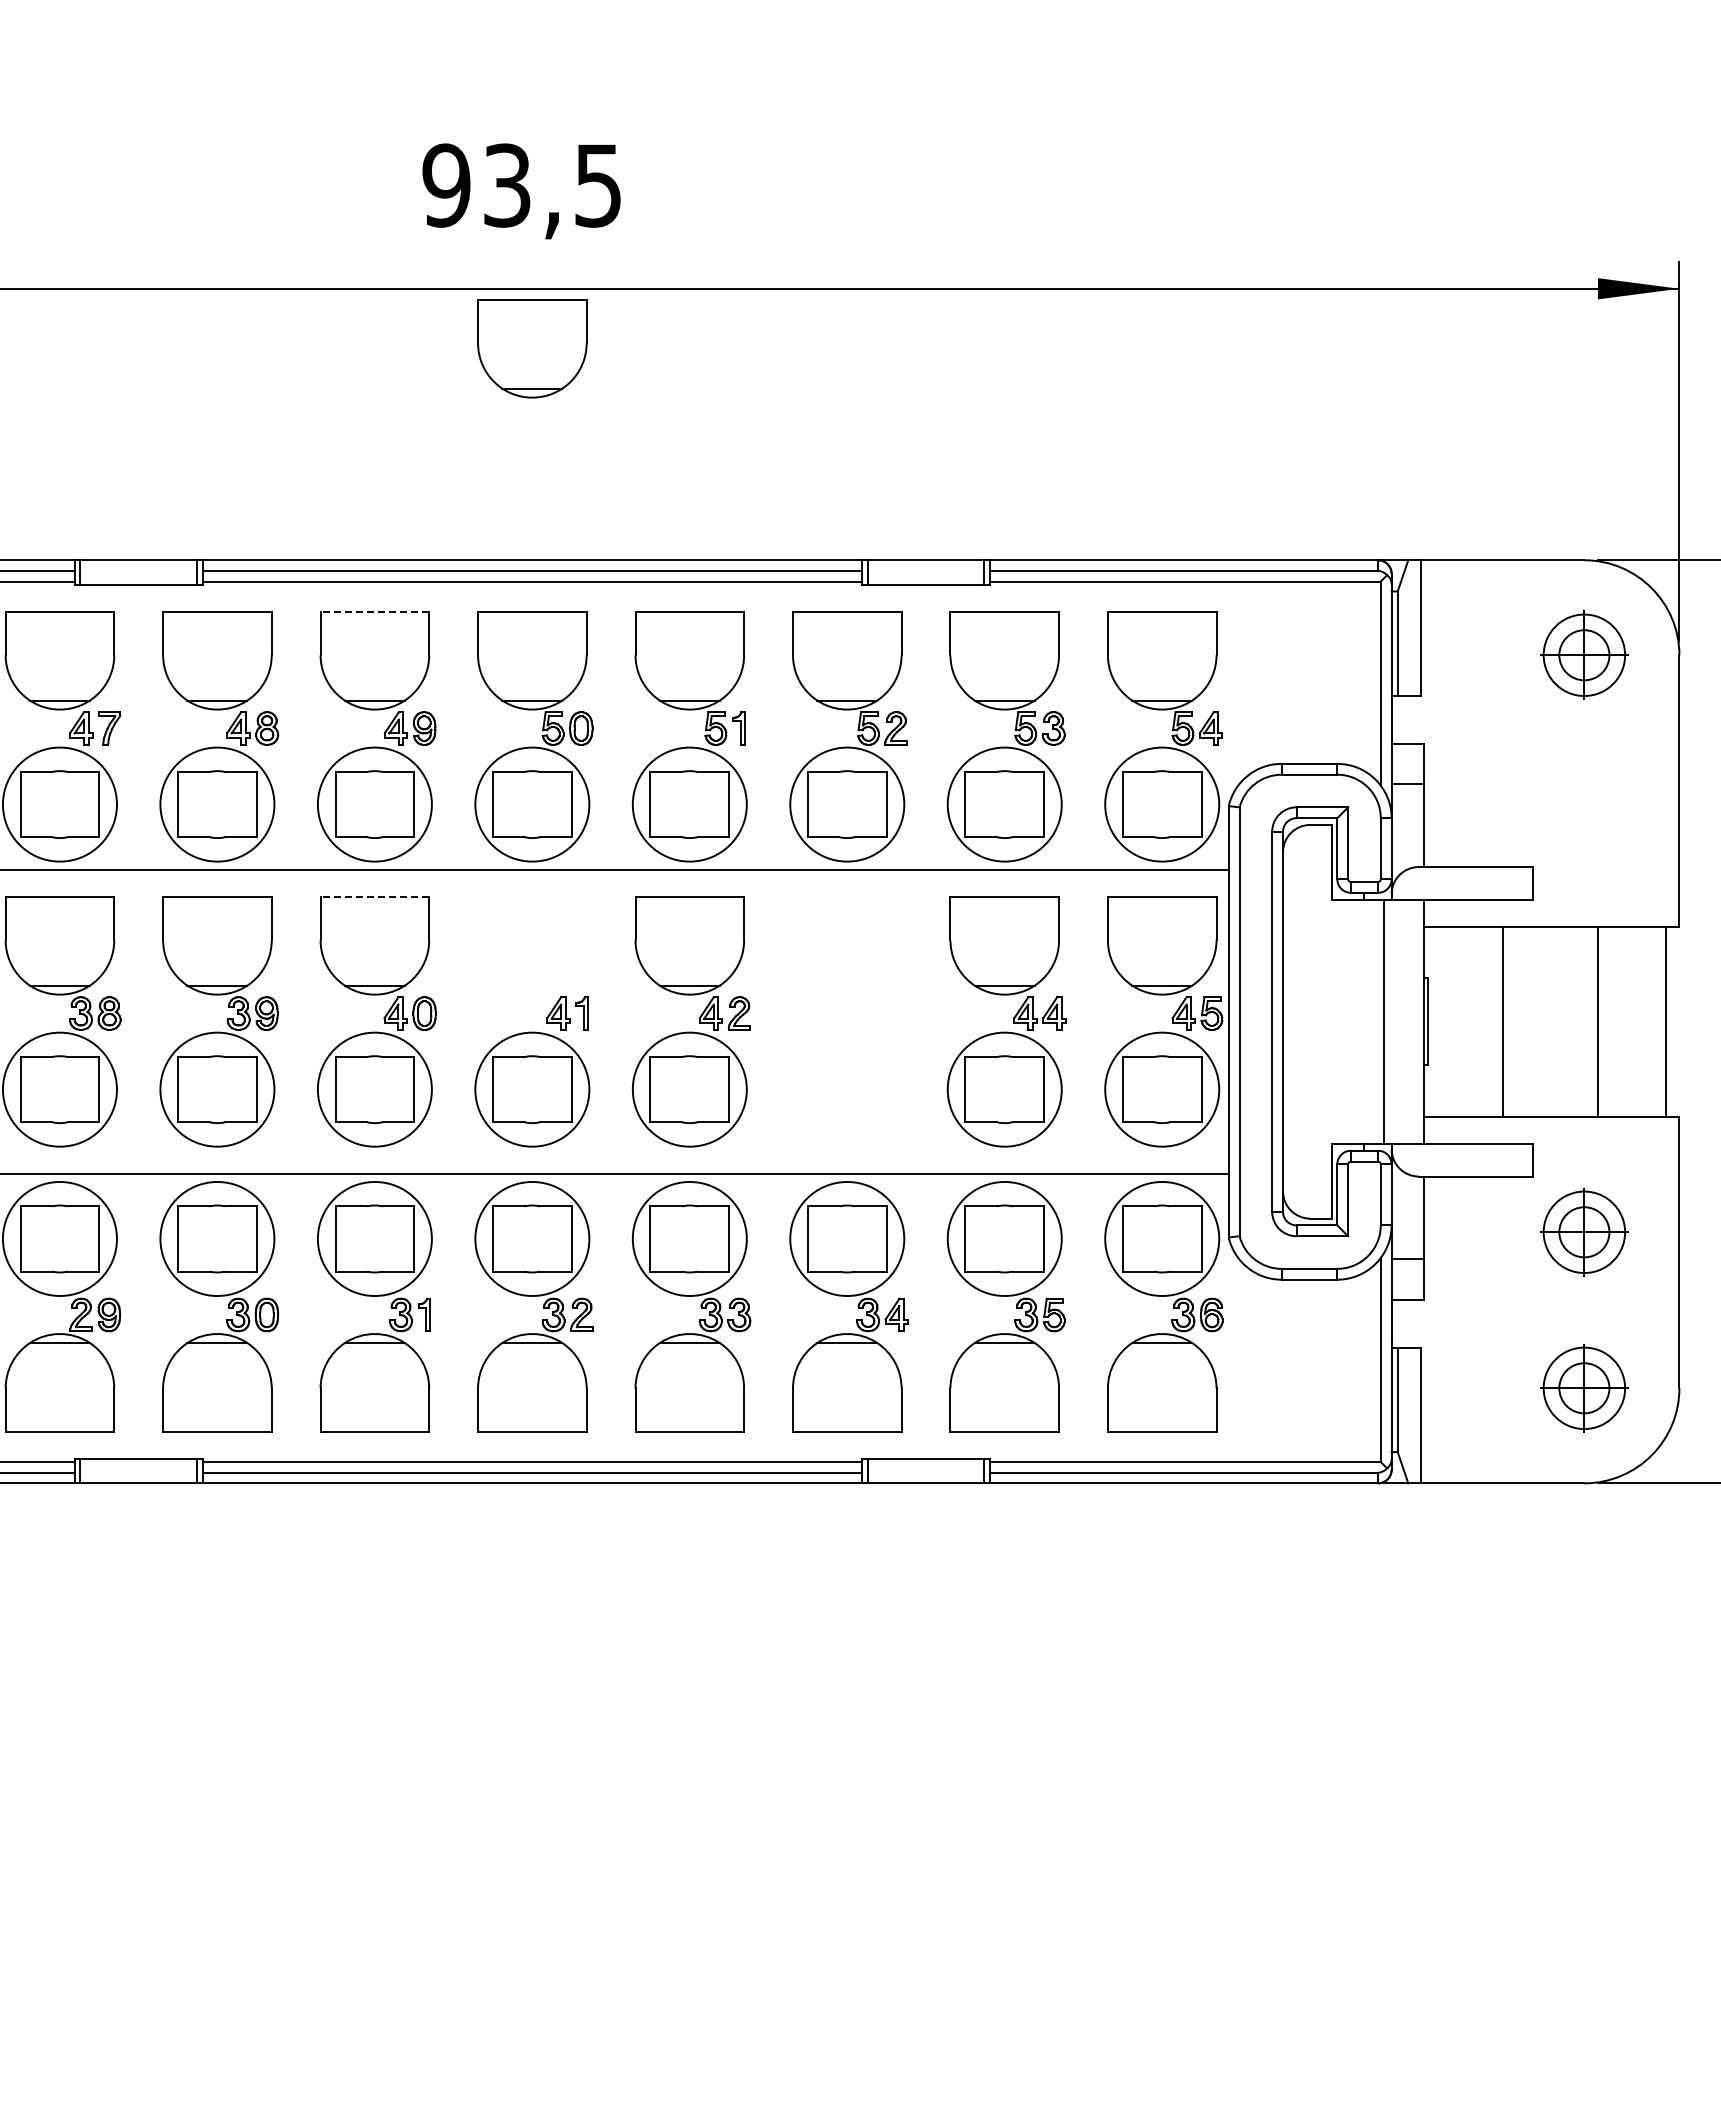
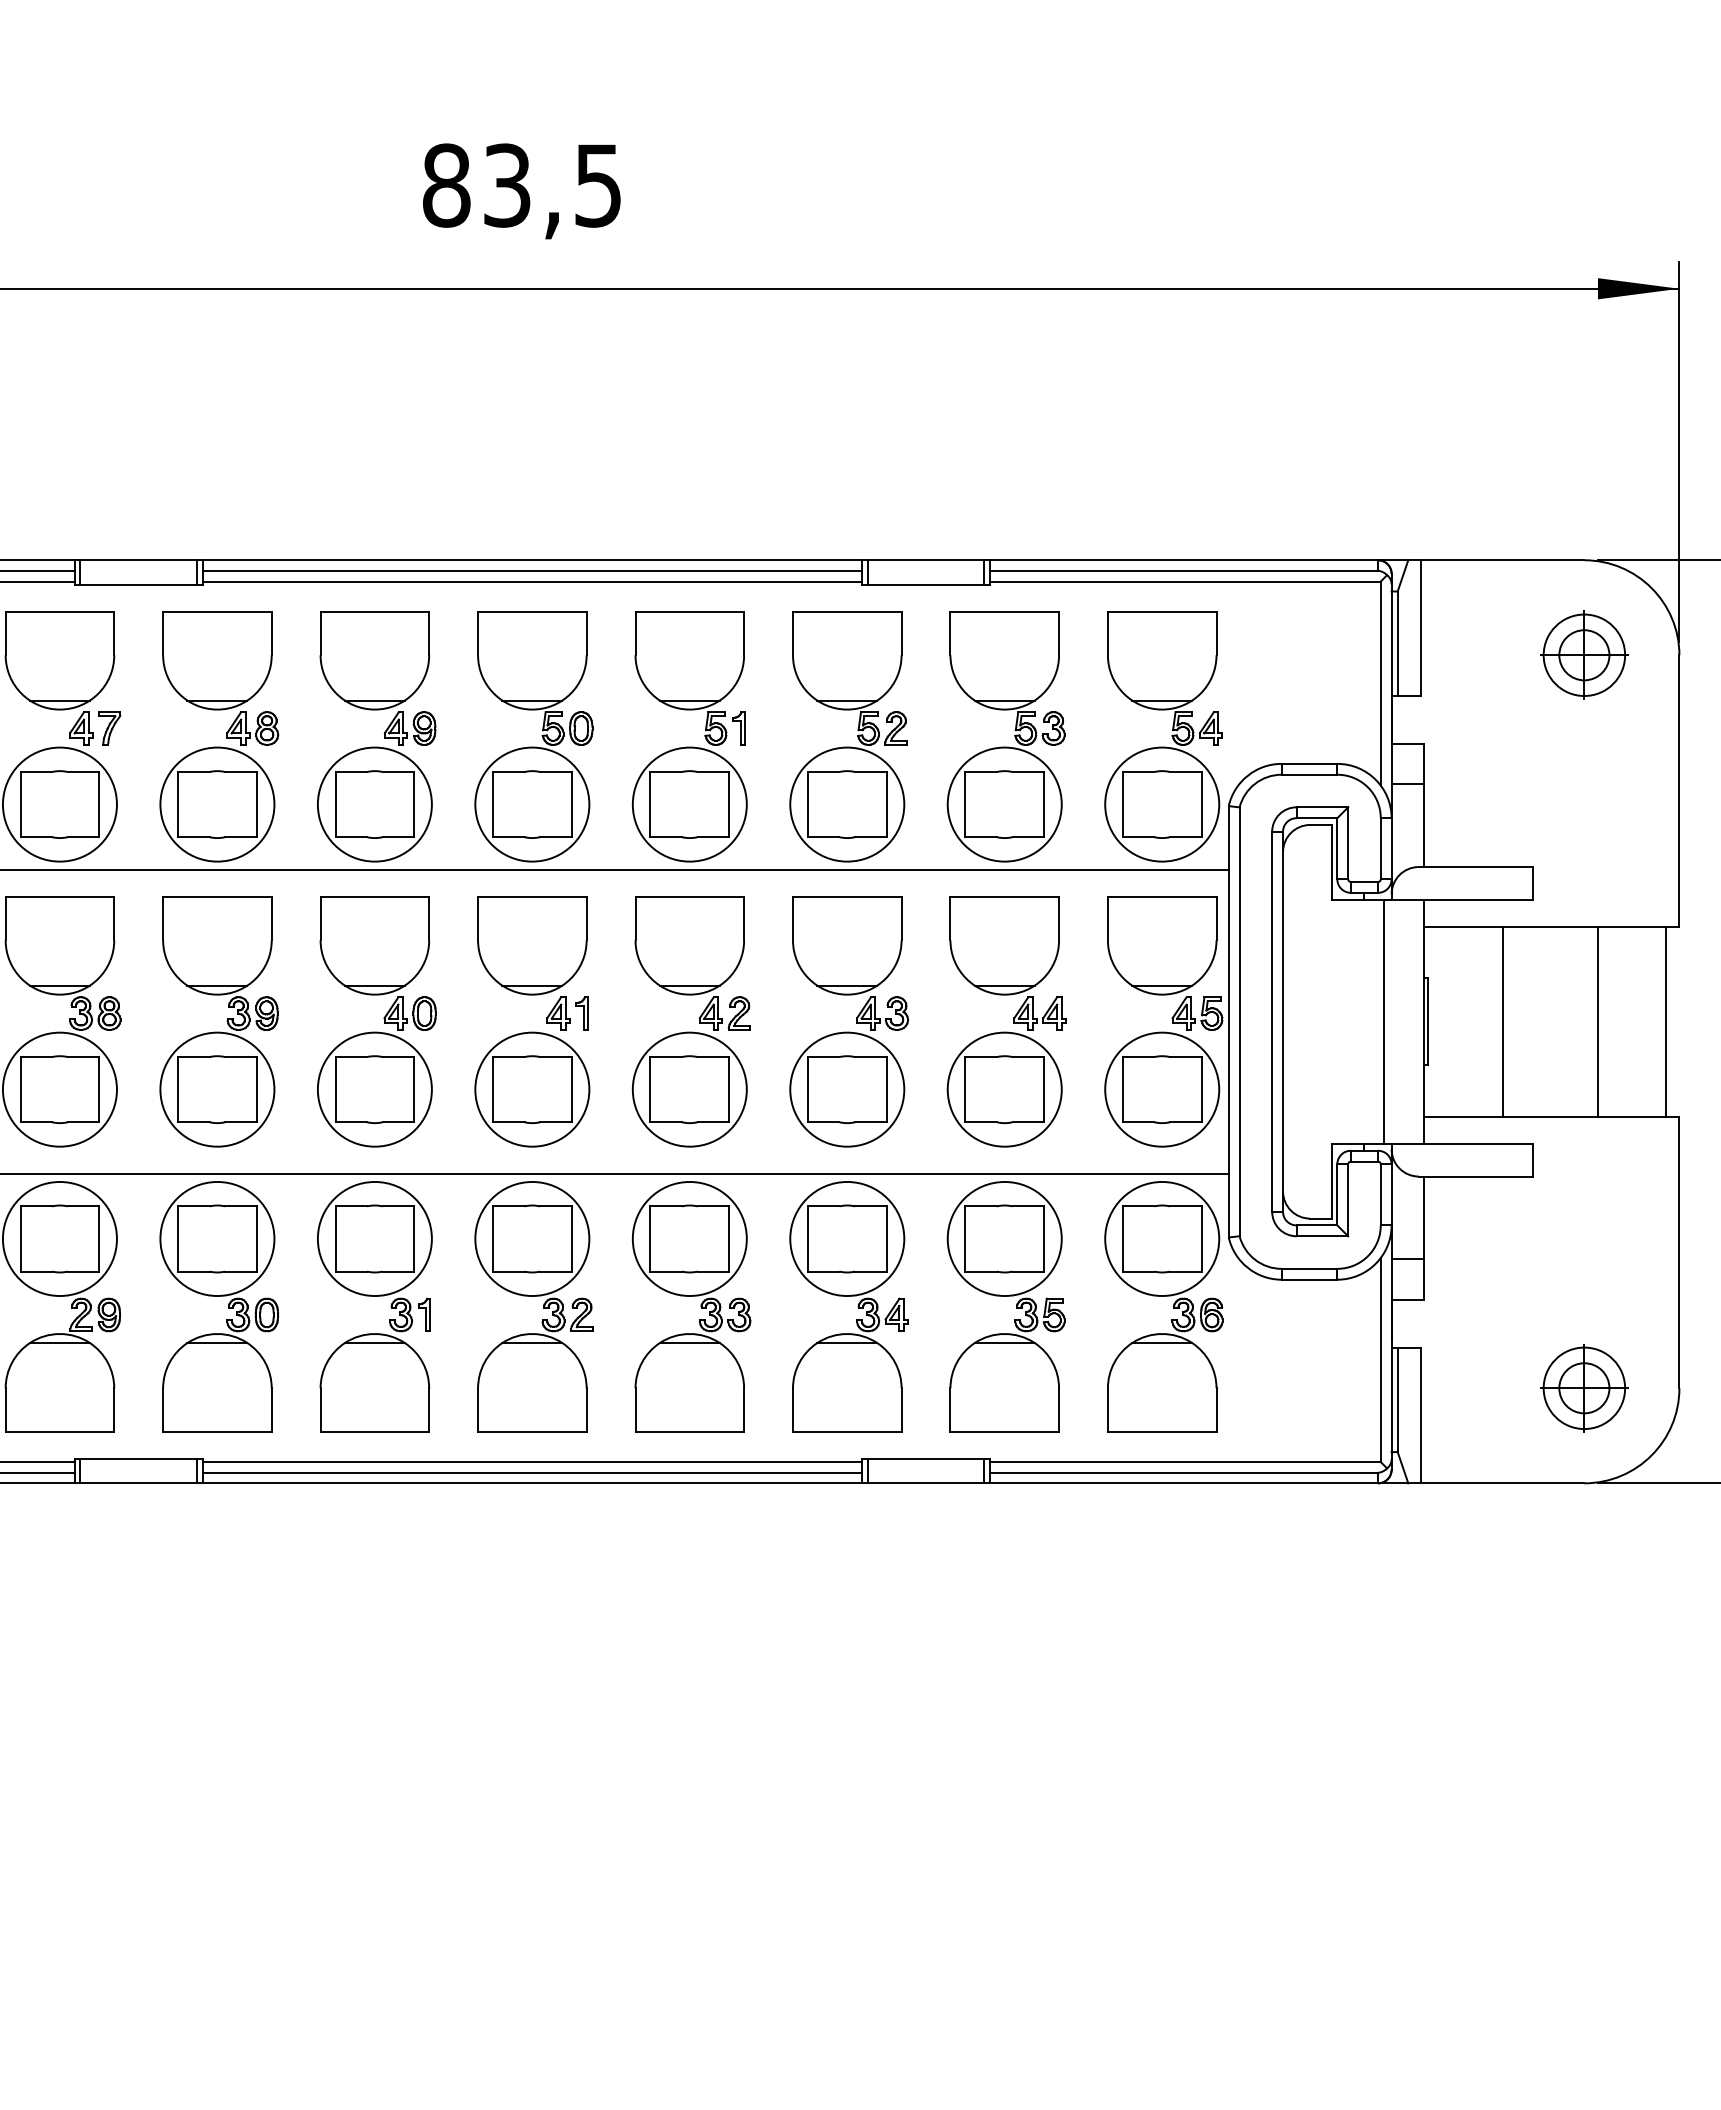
text: 93,5 -> 83,5 (446, 185)
part position: (532, 348) -> (532, 945) (532, 945)
line: dashed -> solid (374, 611)
line: dashed -> solid (374, 896)
part: none -> present (856, 1021)
part: present -> none (1584, 1232)
